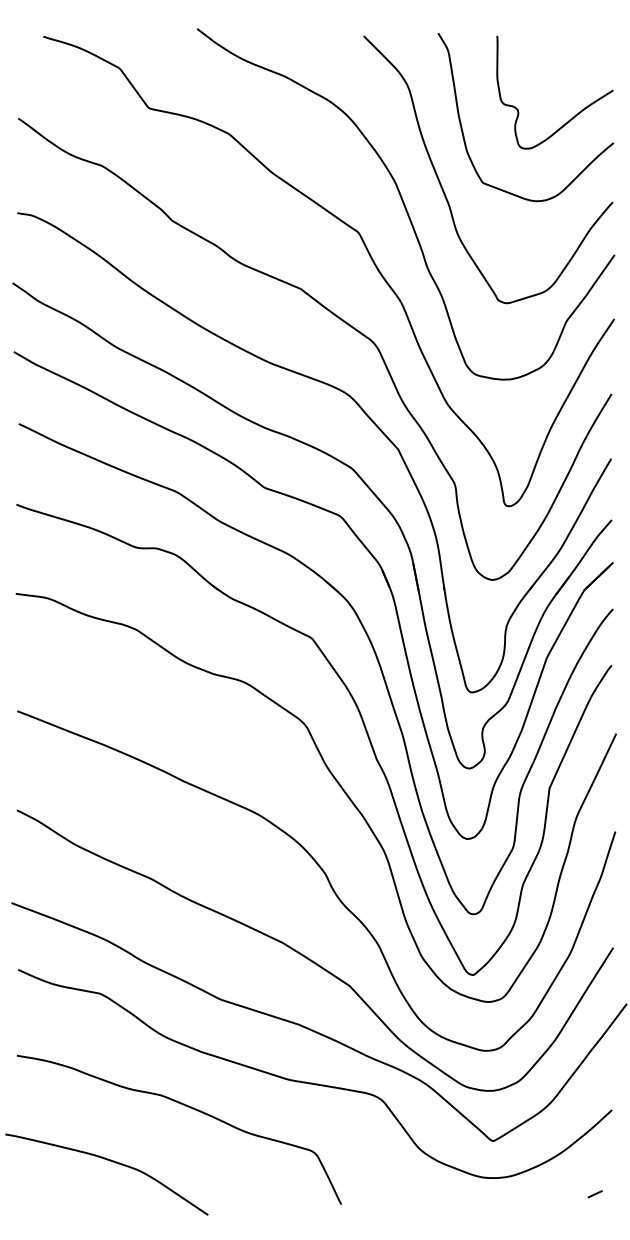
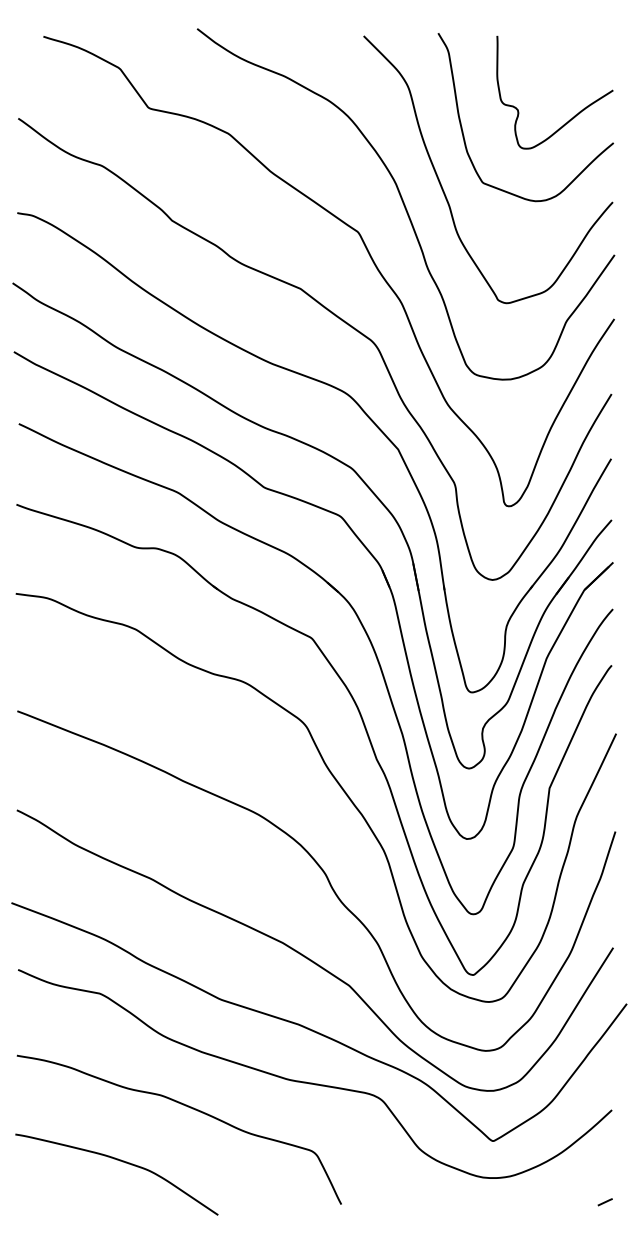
curve position: (109, 1161) -> (119, 1161) (119, 1161)
line position: (594, 1194) -> (604, 1202) (604, 1202)
